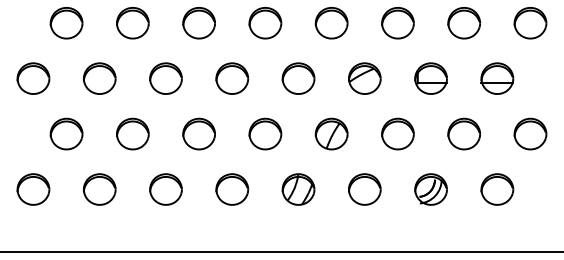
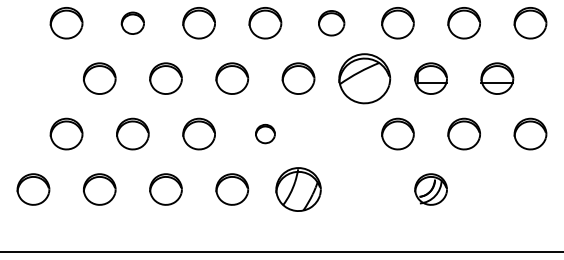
part size: 34x33 px -> 25x24 px (132, 22)
part size: 35x33 px -> 28x27 px (331, 23)
part: present -> none (33, 78)
part size: 34x33 px -> 54x52 px (364, 78)
part size: 35x34 px -> 21x21 px (265, 134)
part: present -> none (331, 133)
part size: 35x33 px -> 47x45 px (298, 189)
part: present -> none (364, 189)
part: present -> none (497, 189)
